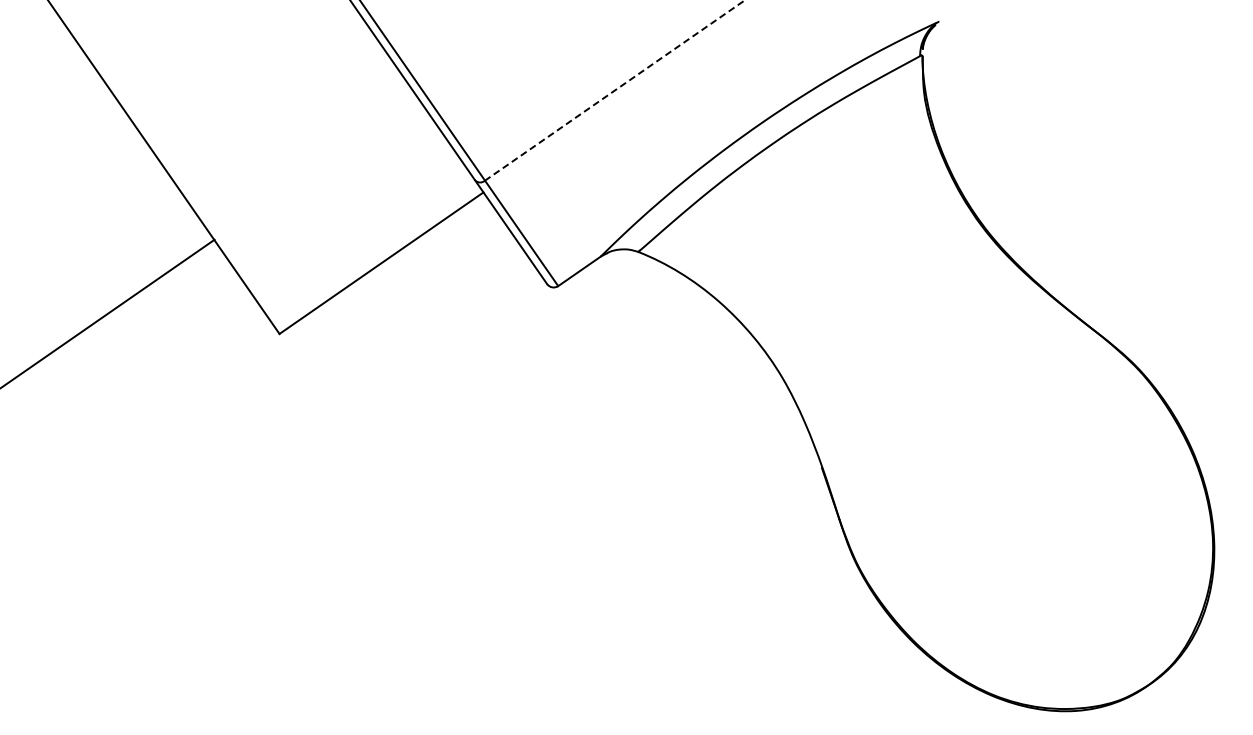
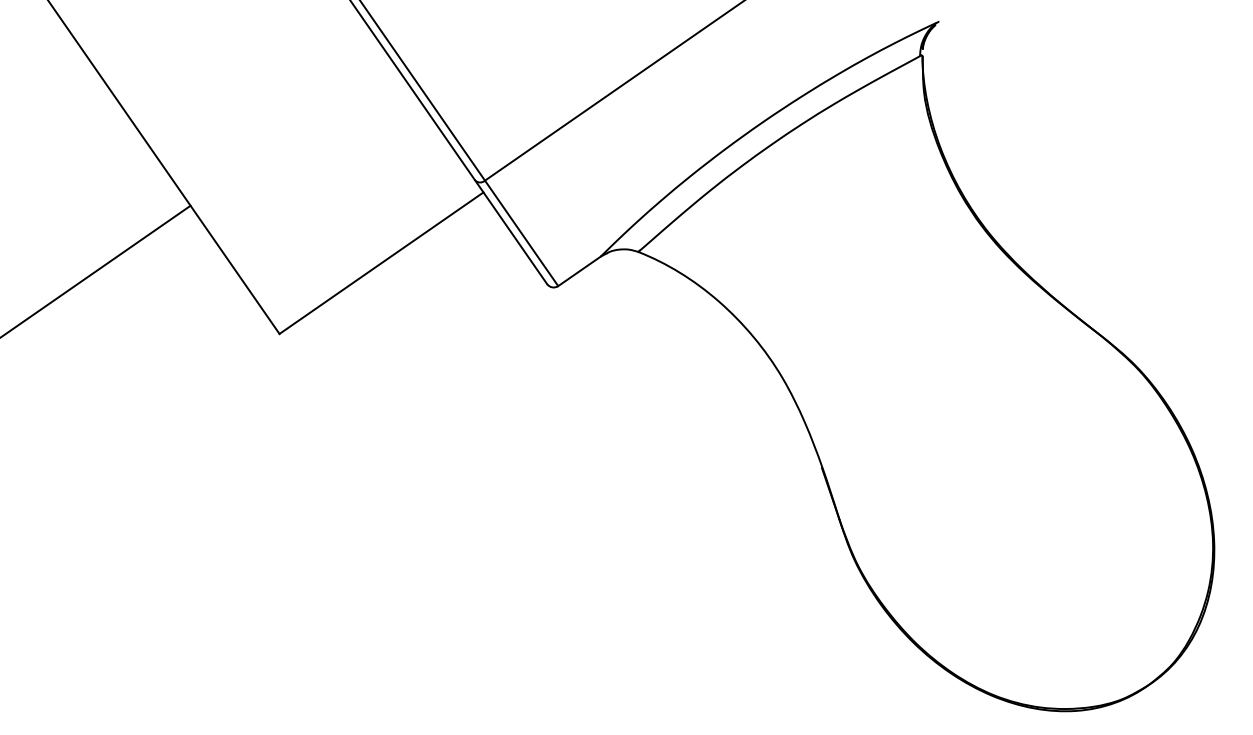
line: dashed -> solid (614, 90)
line position: (108, 313) -> (96, 270) (96, 270)
